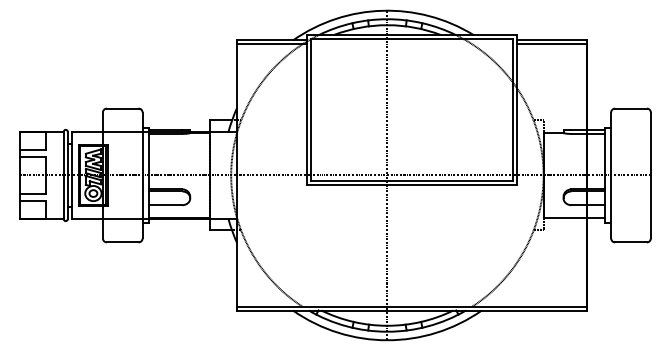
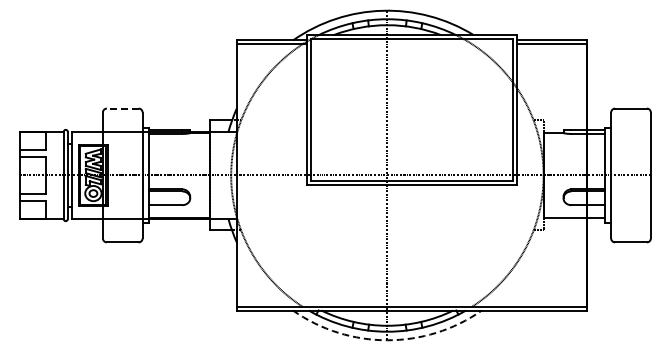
line: solid -> dashed (122, 108)
arc: solid -> dashed (387, 340)
